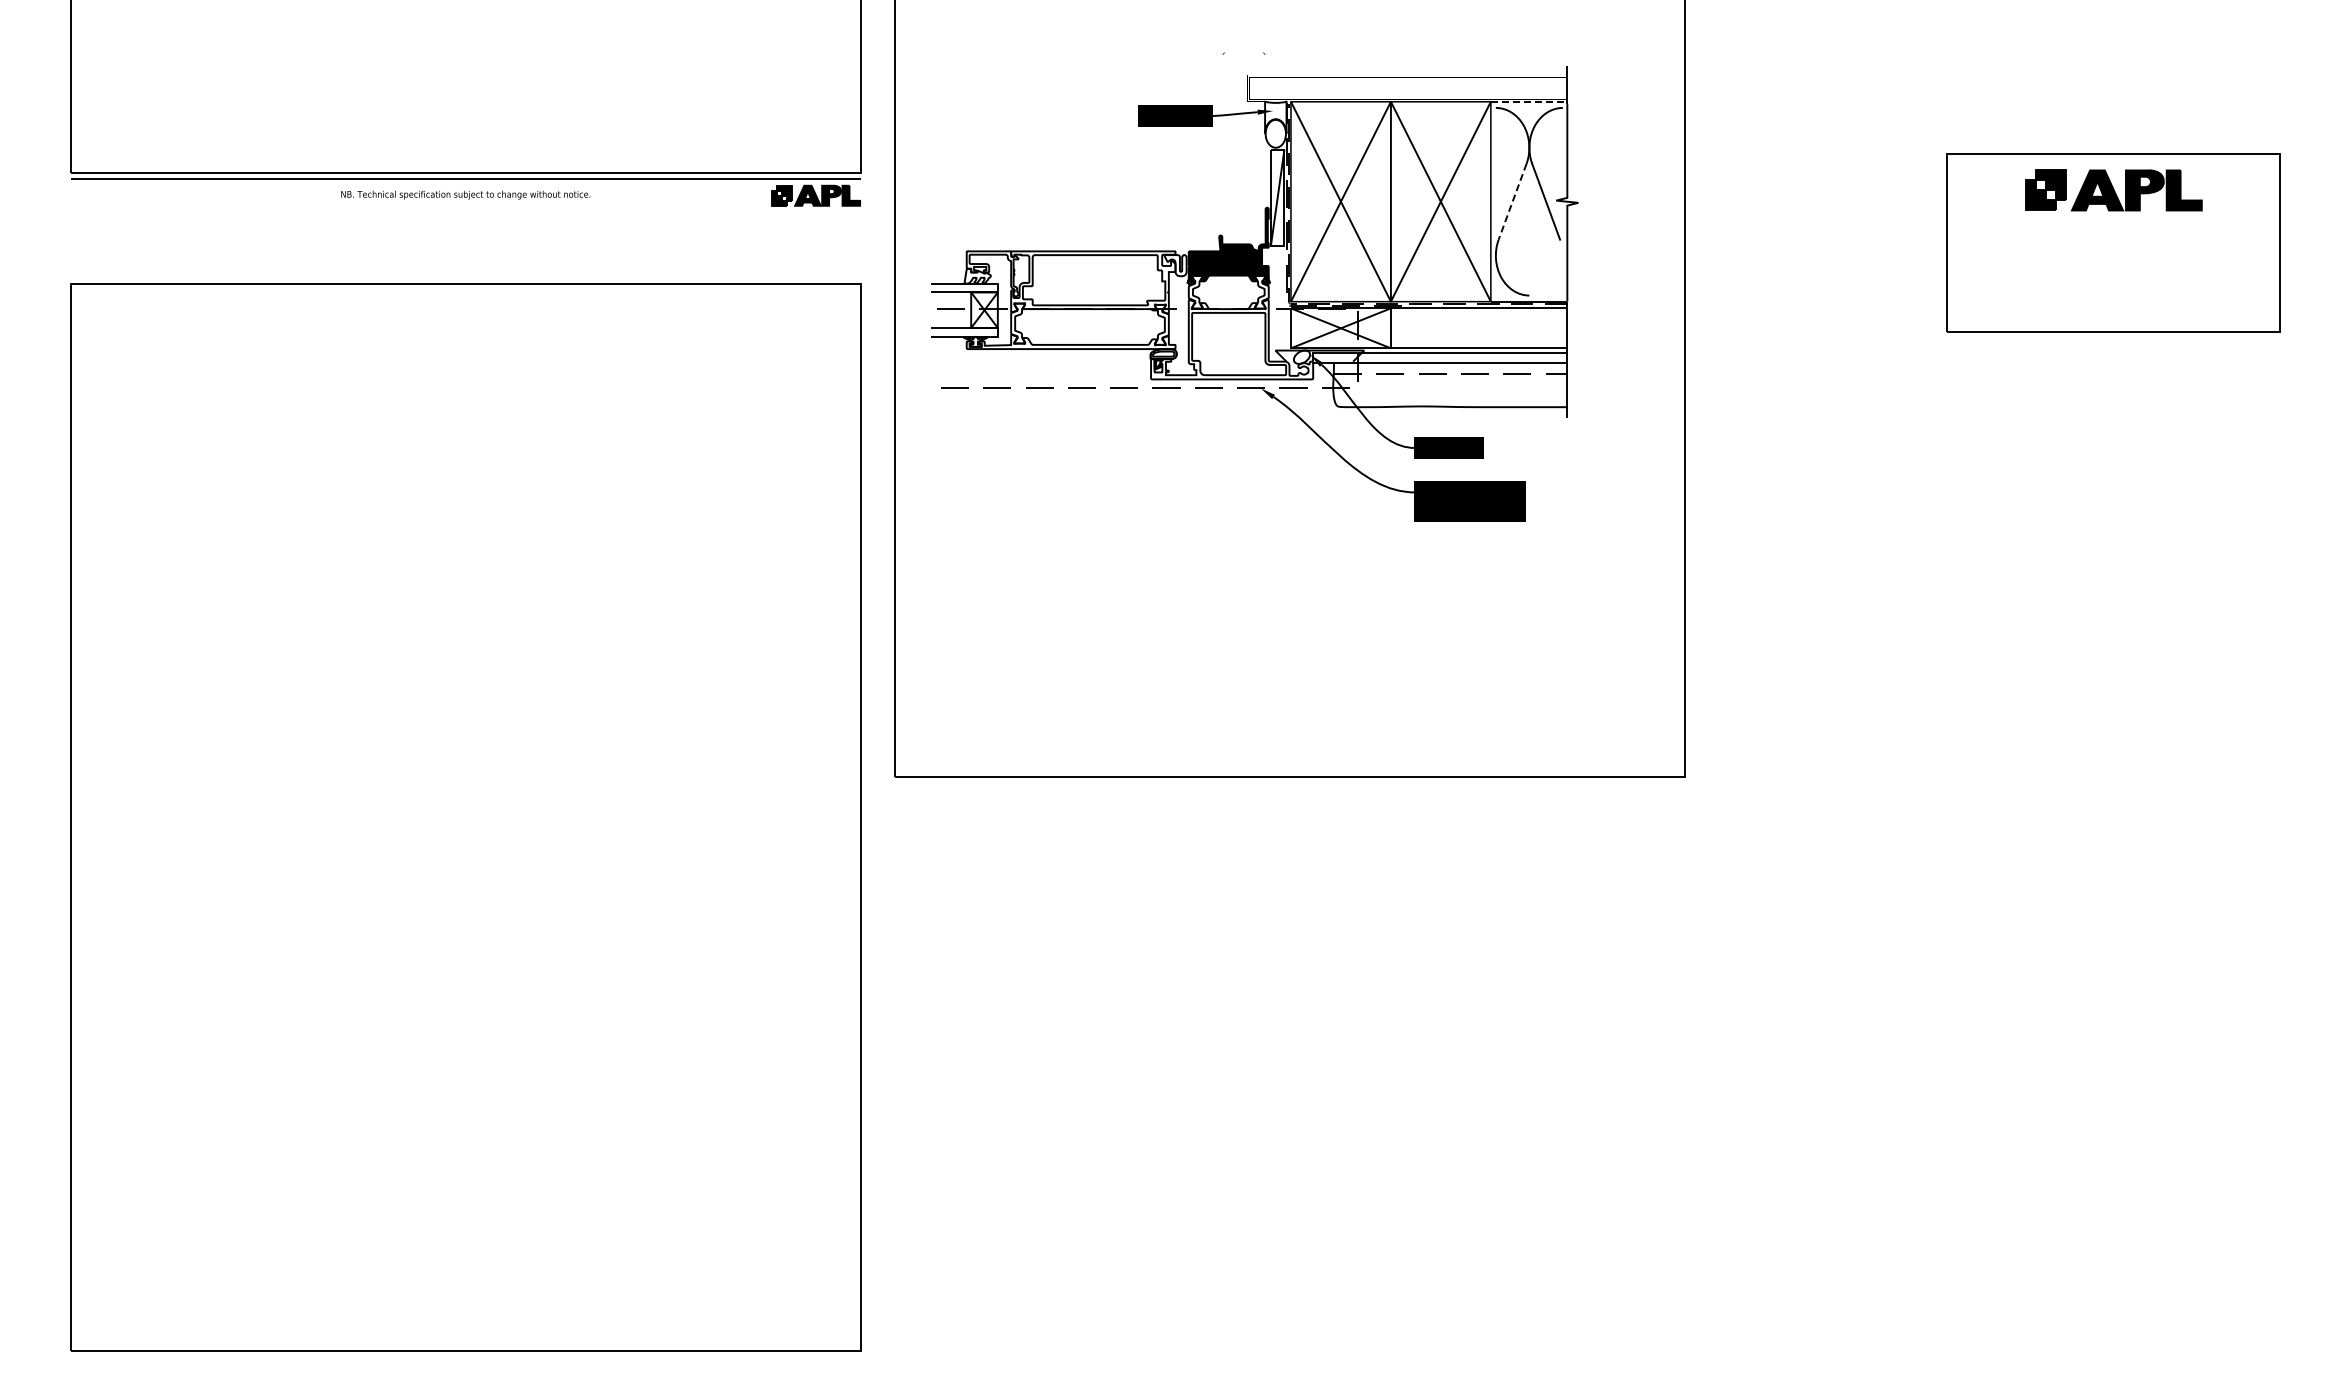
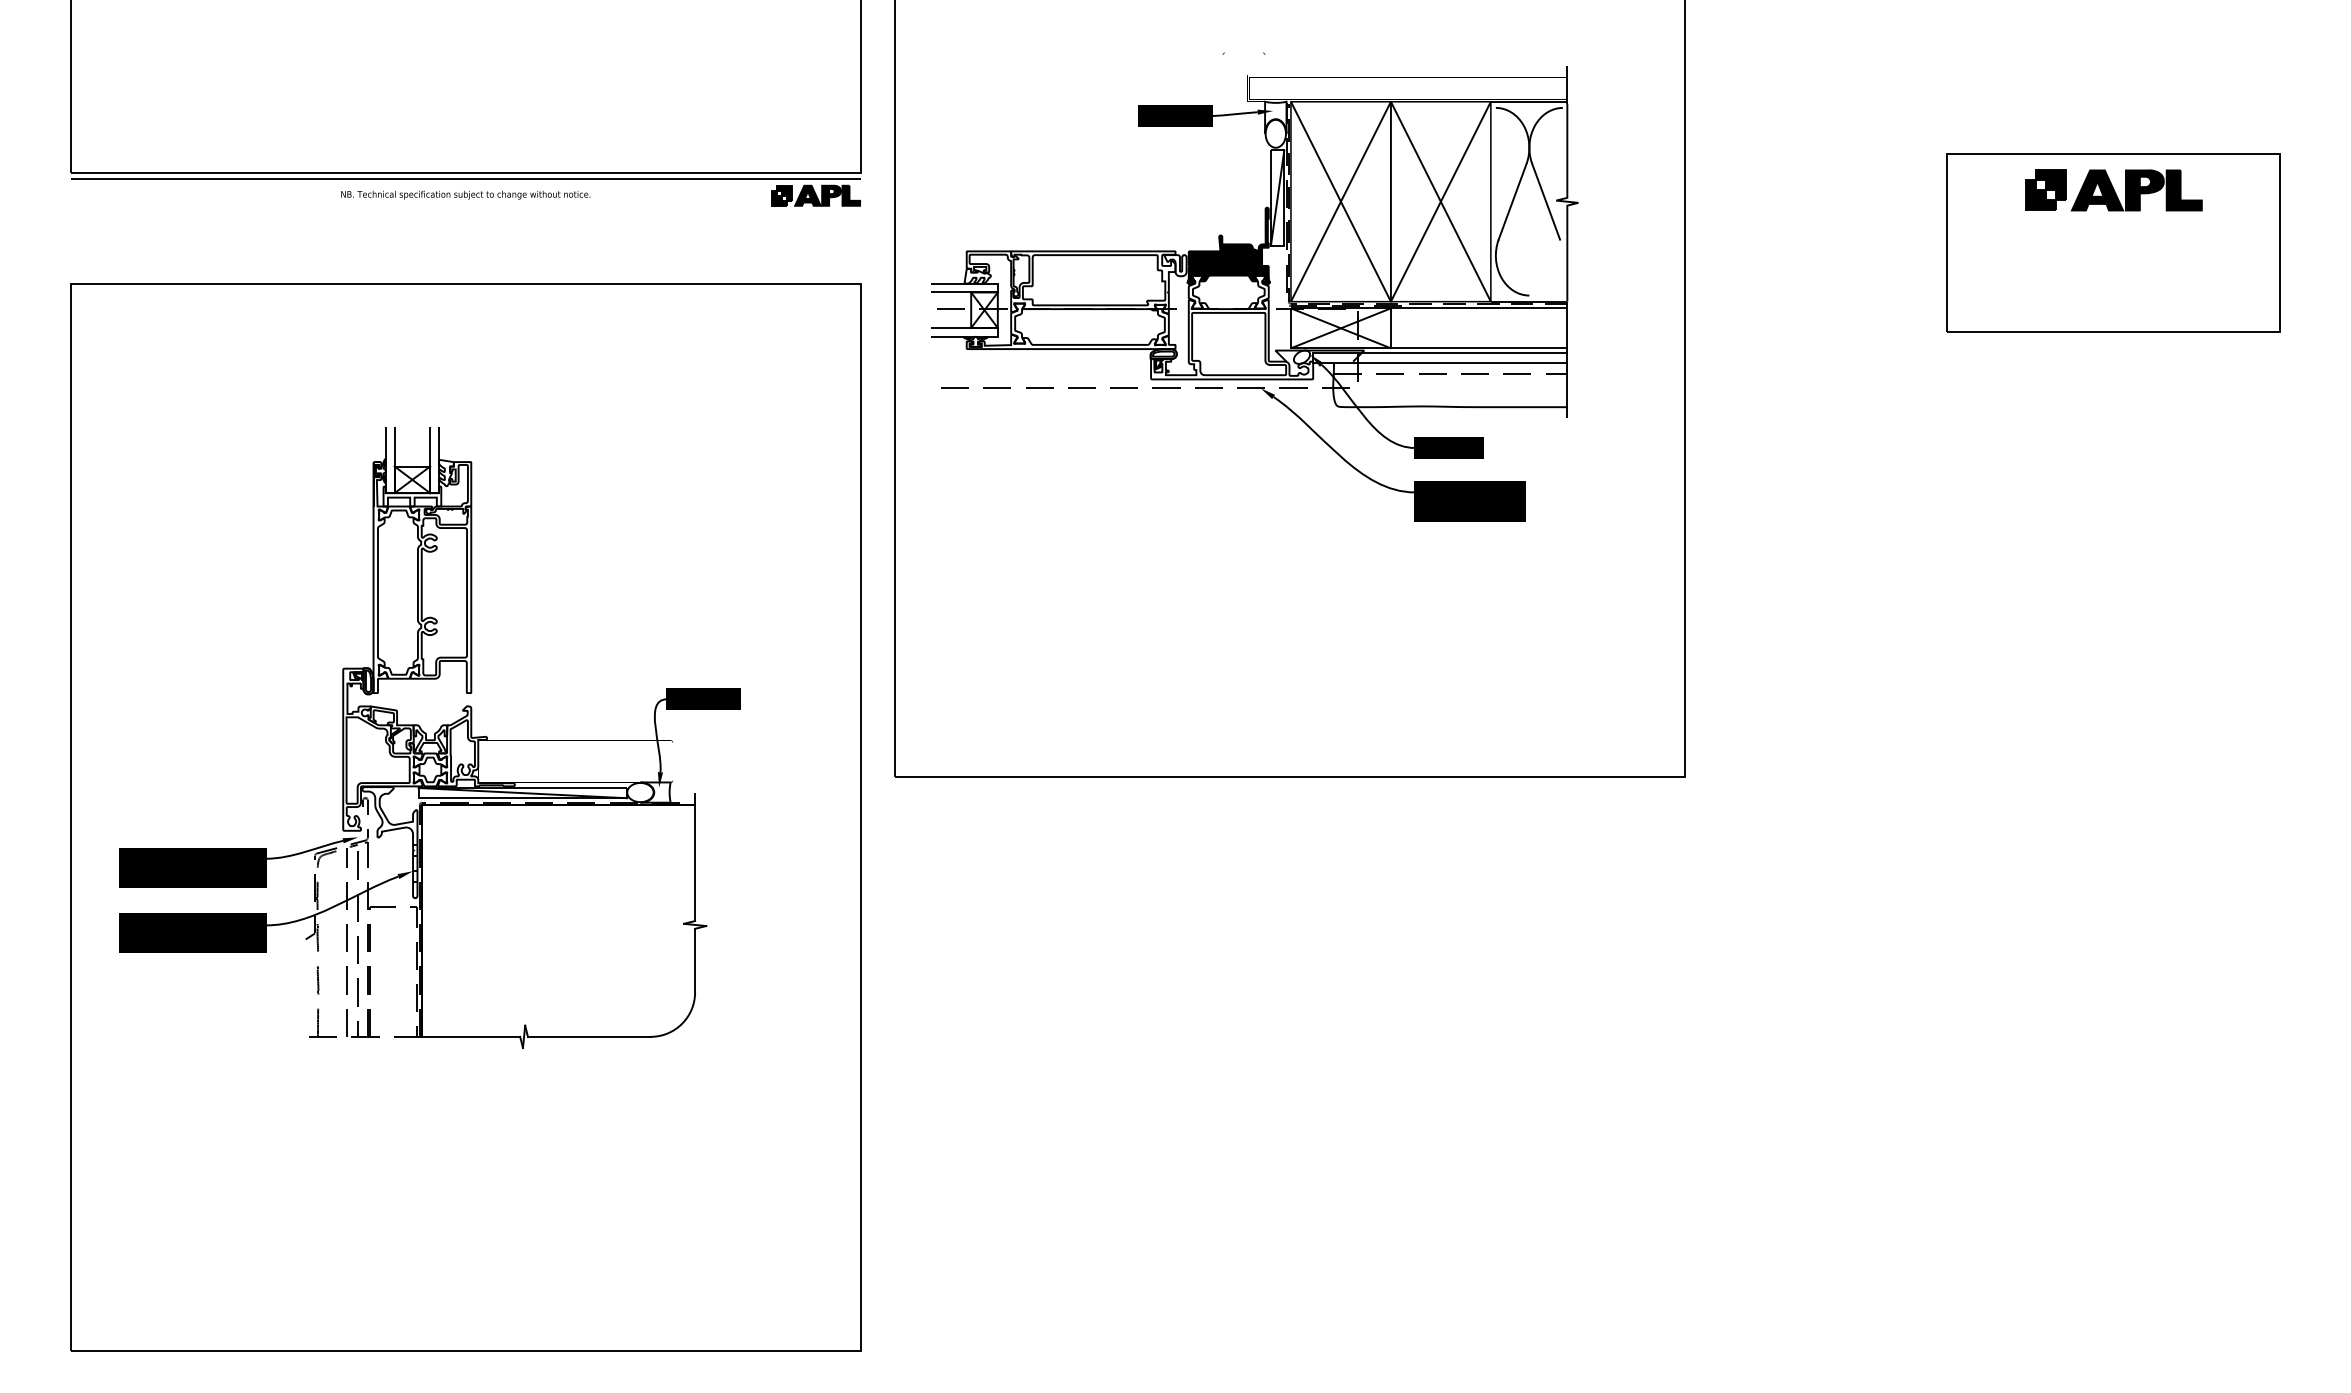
line: dashed -> solid (1529, 101)
line: dashed -> solid (1512, 202)
part: none -> present (429, 737)
